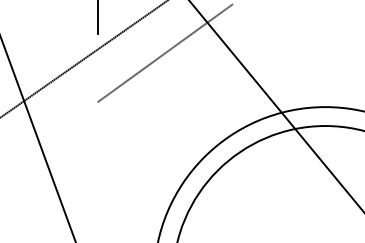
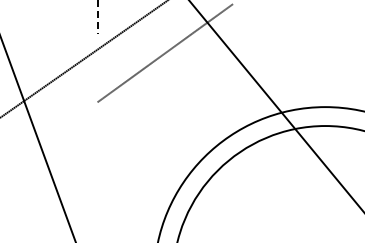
line: solid -> dashed (98, 17)
